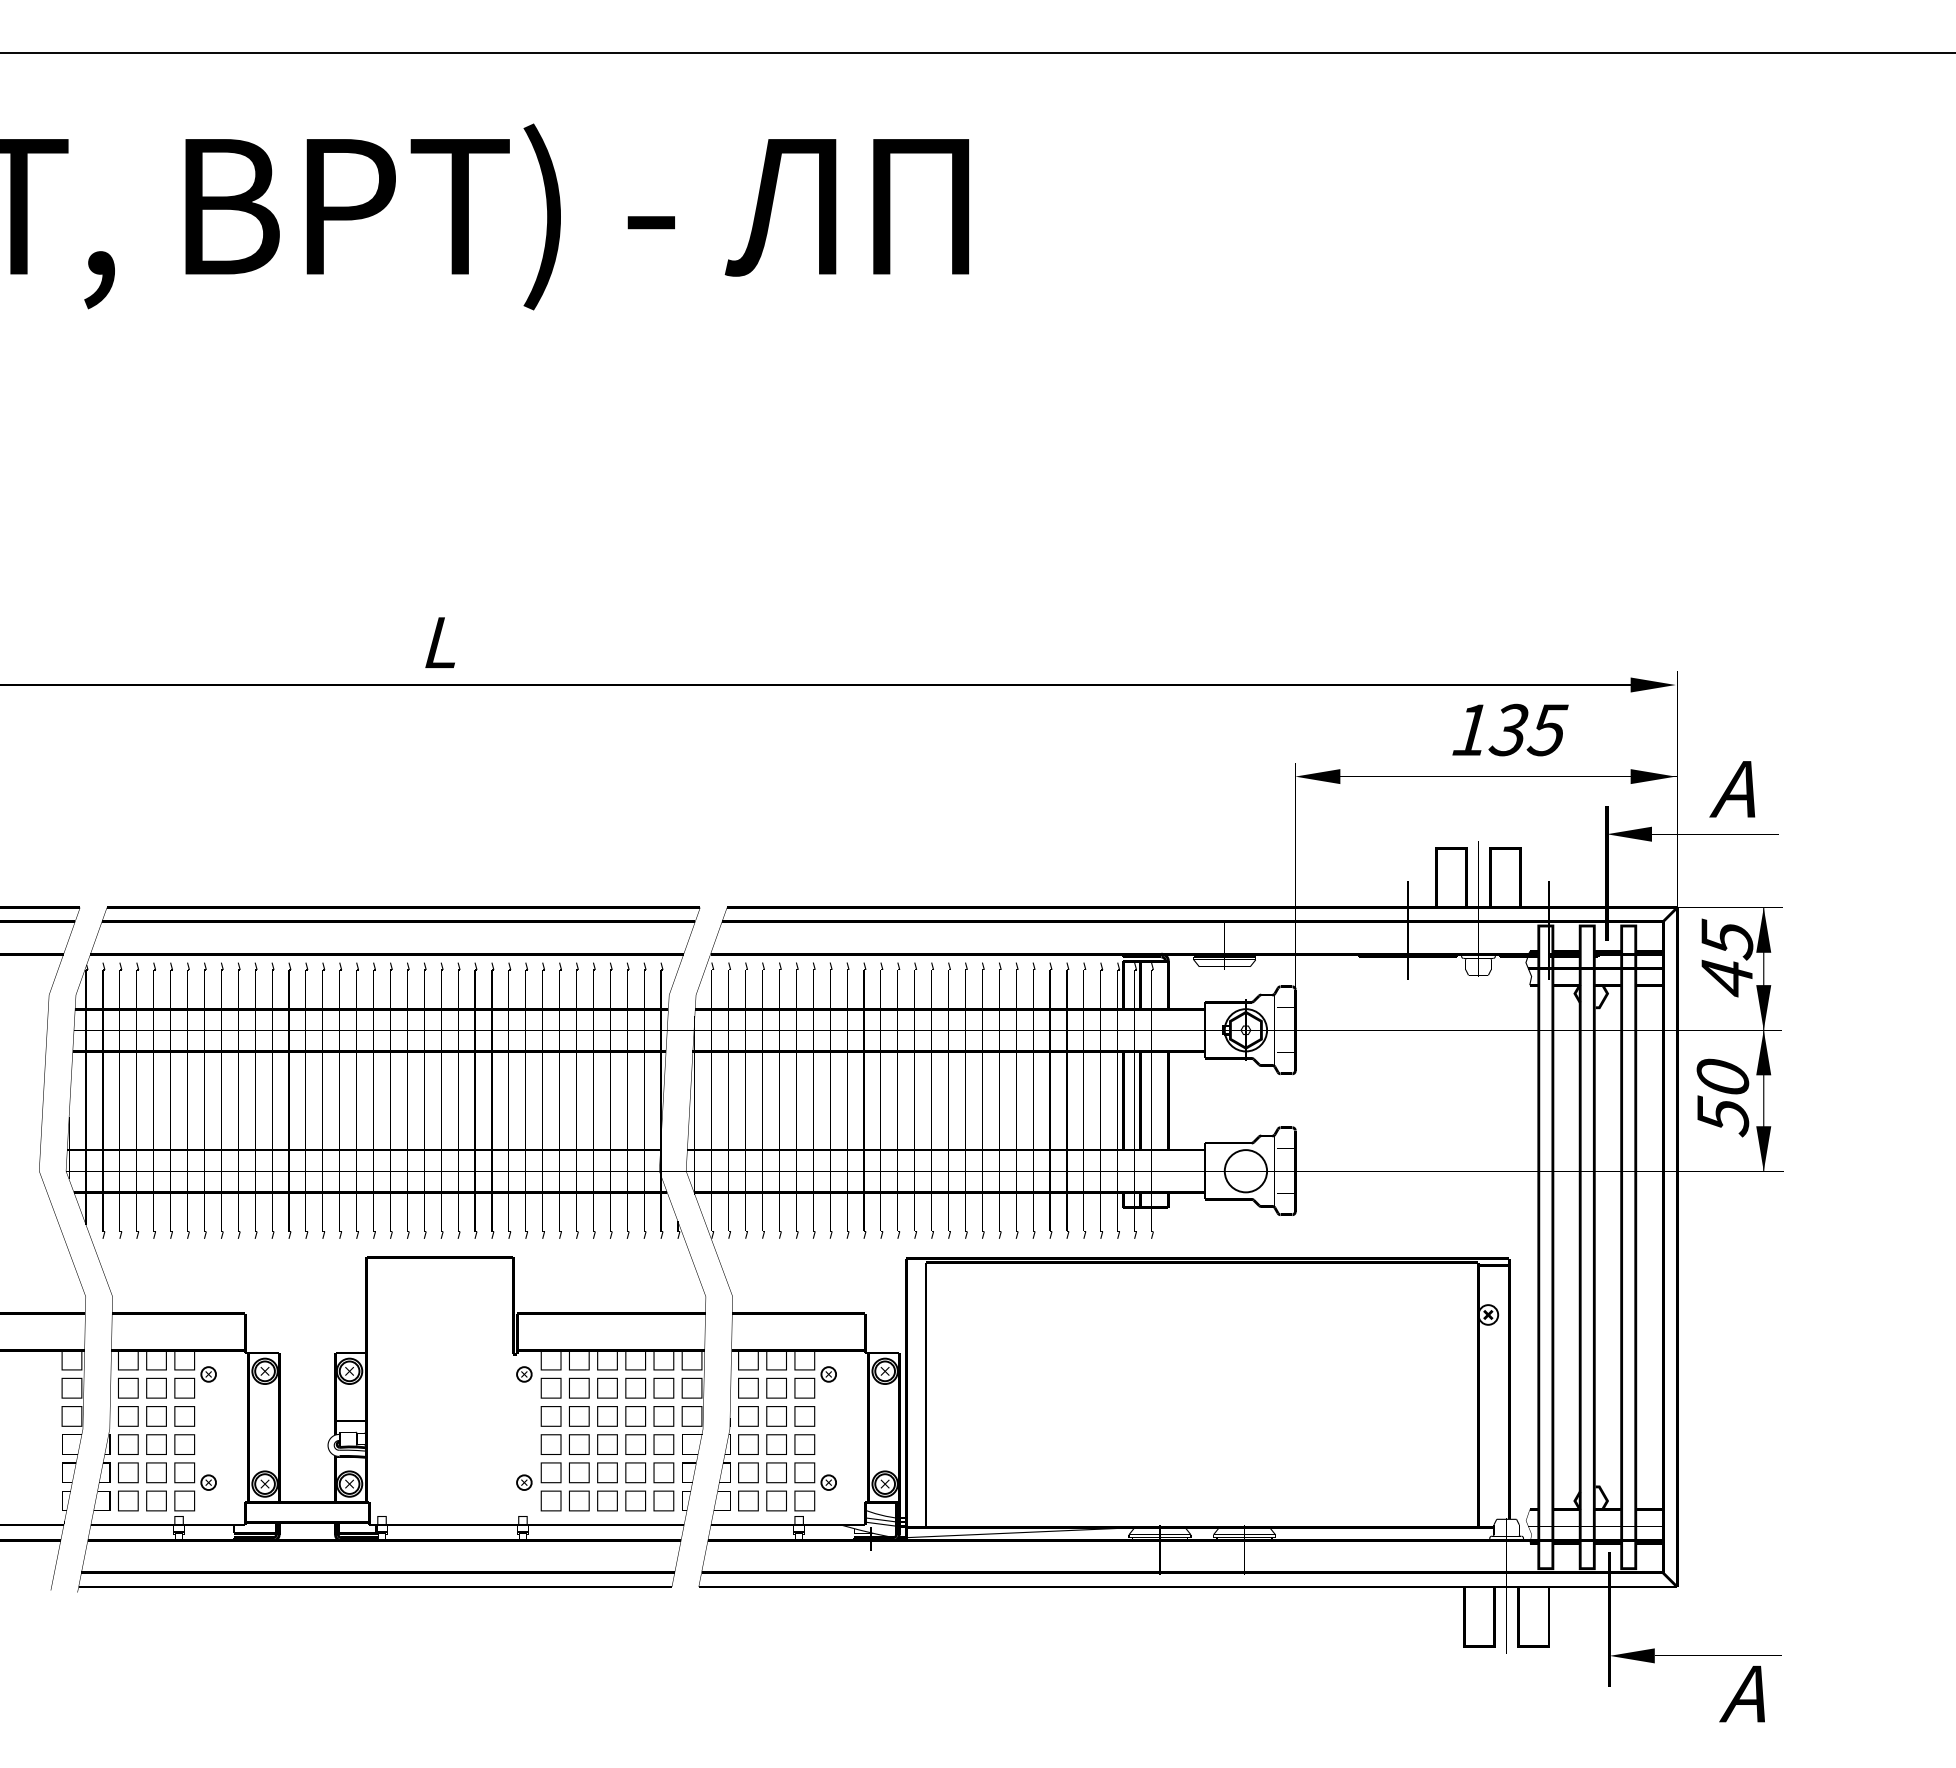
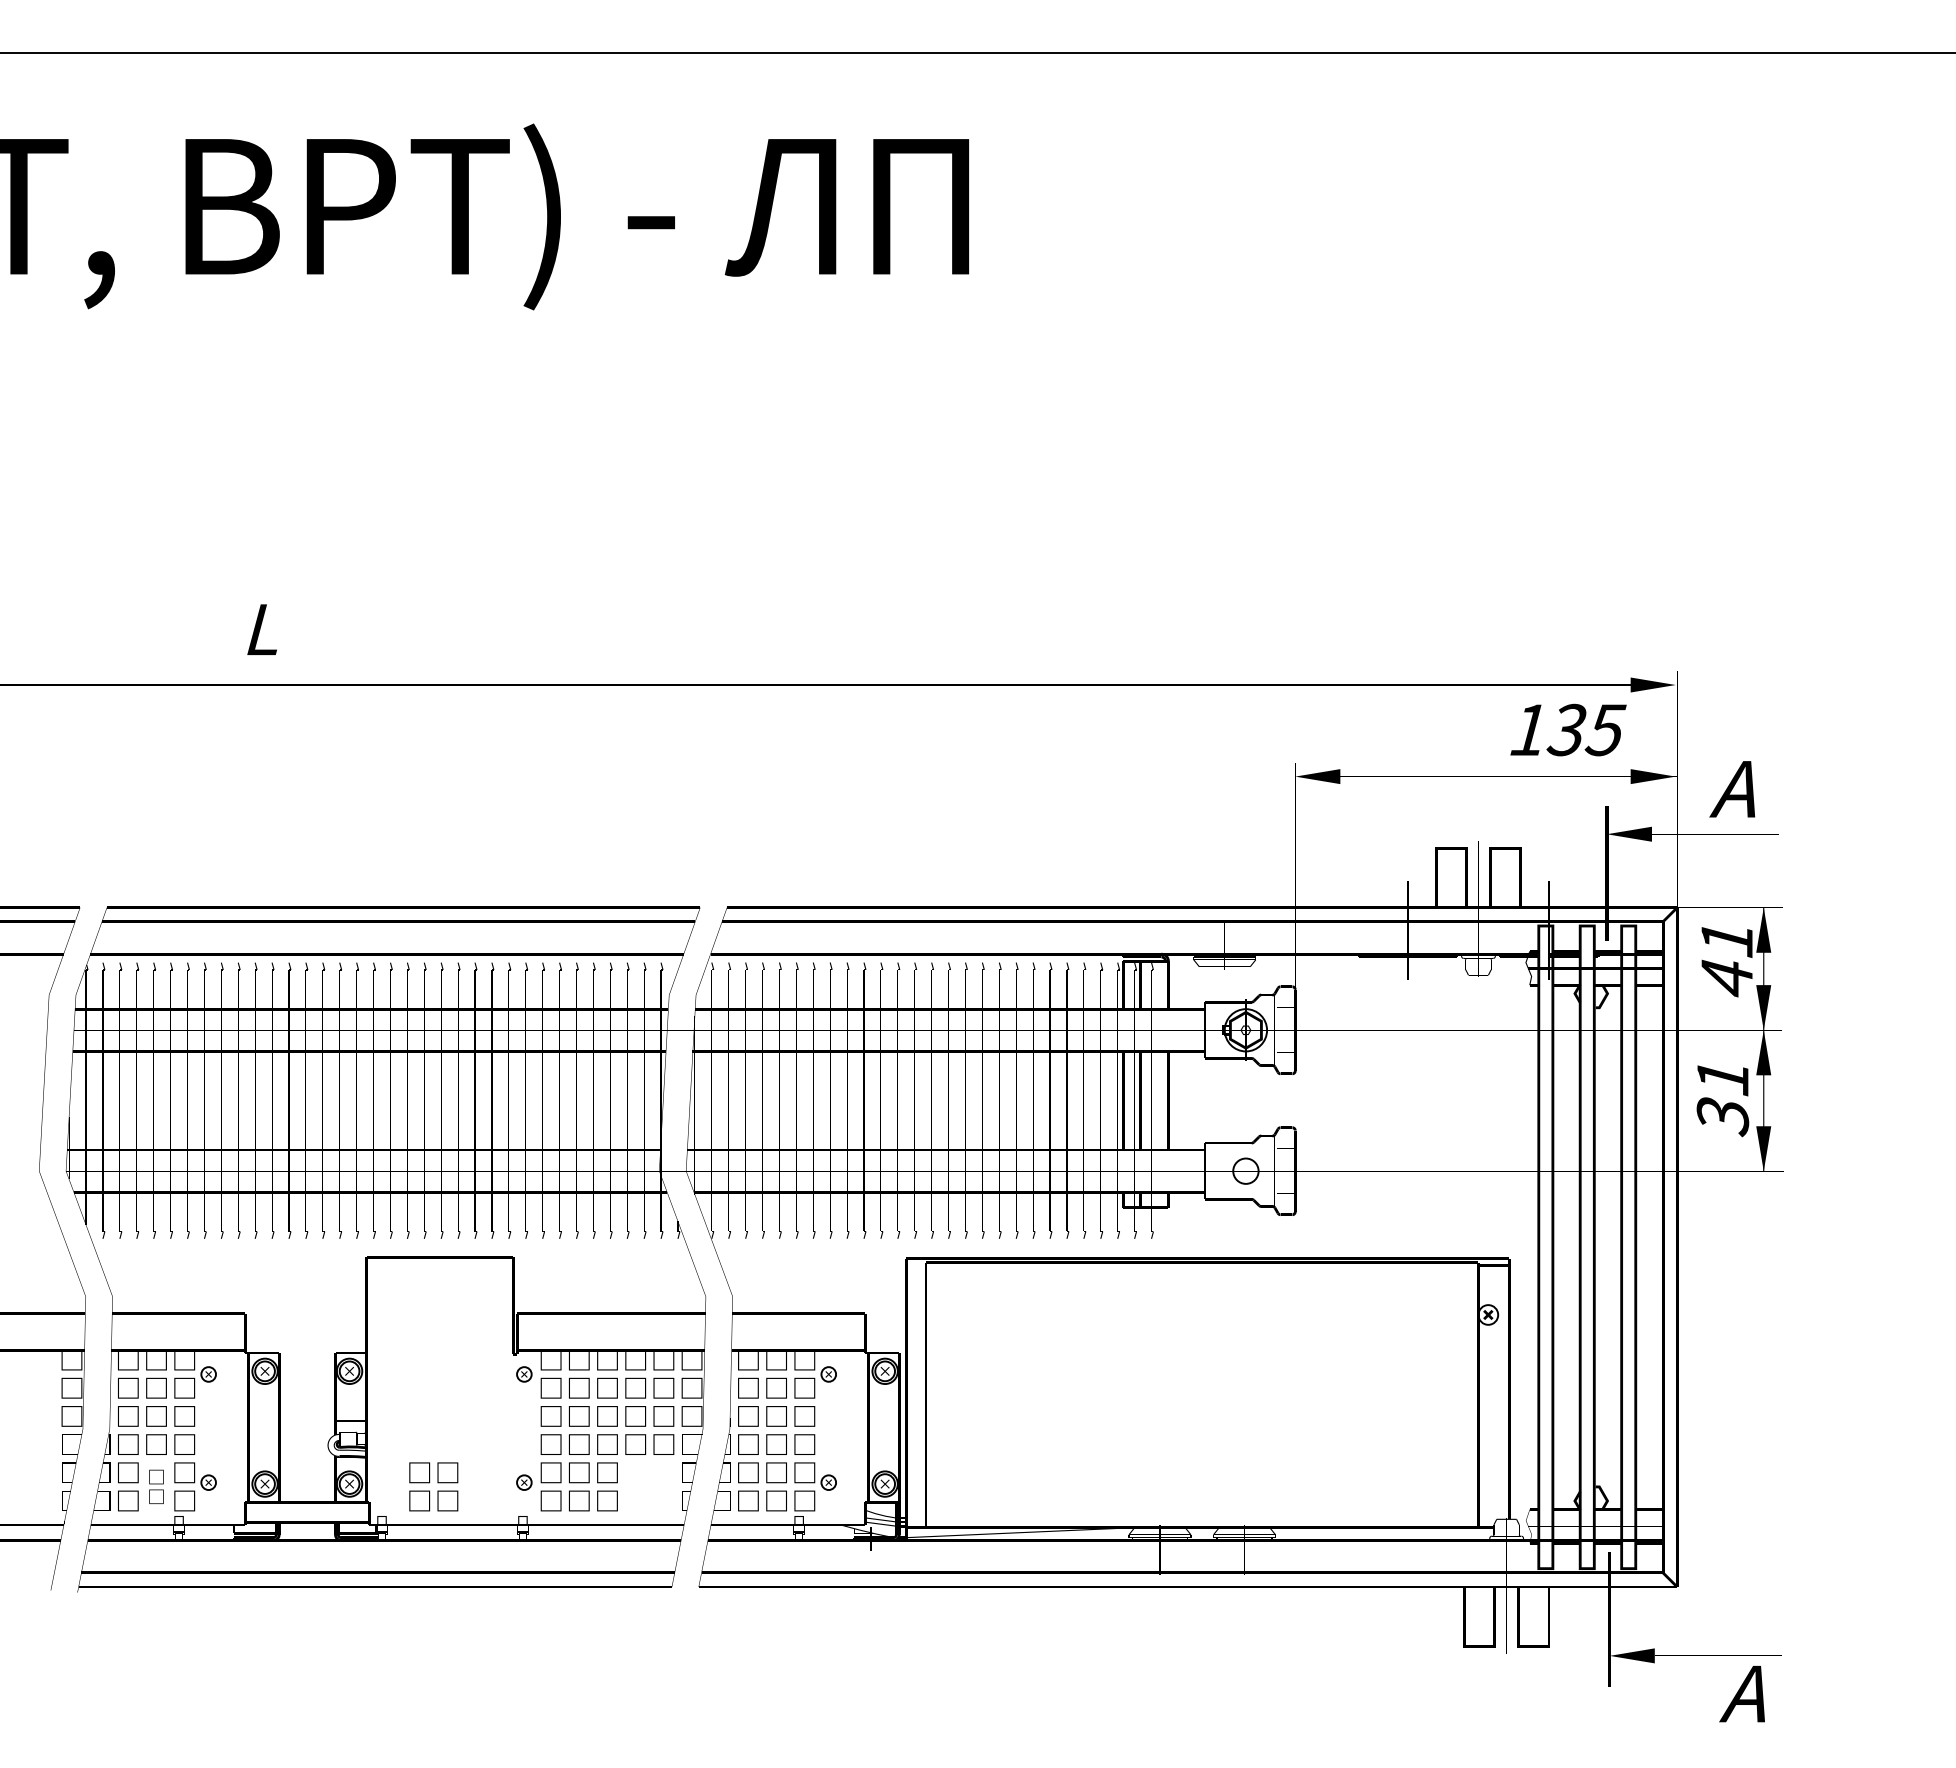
text position: (439, 642) -> (261, 629) (261, 629)
text position: (1510, 729) -> (1568, 729) (1568, 729)
text: 45 -> 41 (1727, 939)
text: 50 -> 31 (1722, 1097)
circle diameter: 42 px -> 25 px (1245, 1170)
part size: 21x50 px -> 15x35 px (156, 1486)
part position: (649, 1486) -> (433, 1486) (433, 1486)
